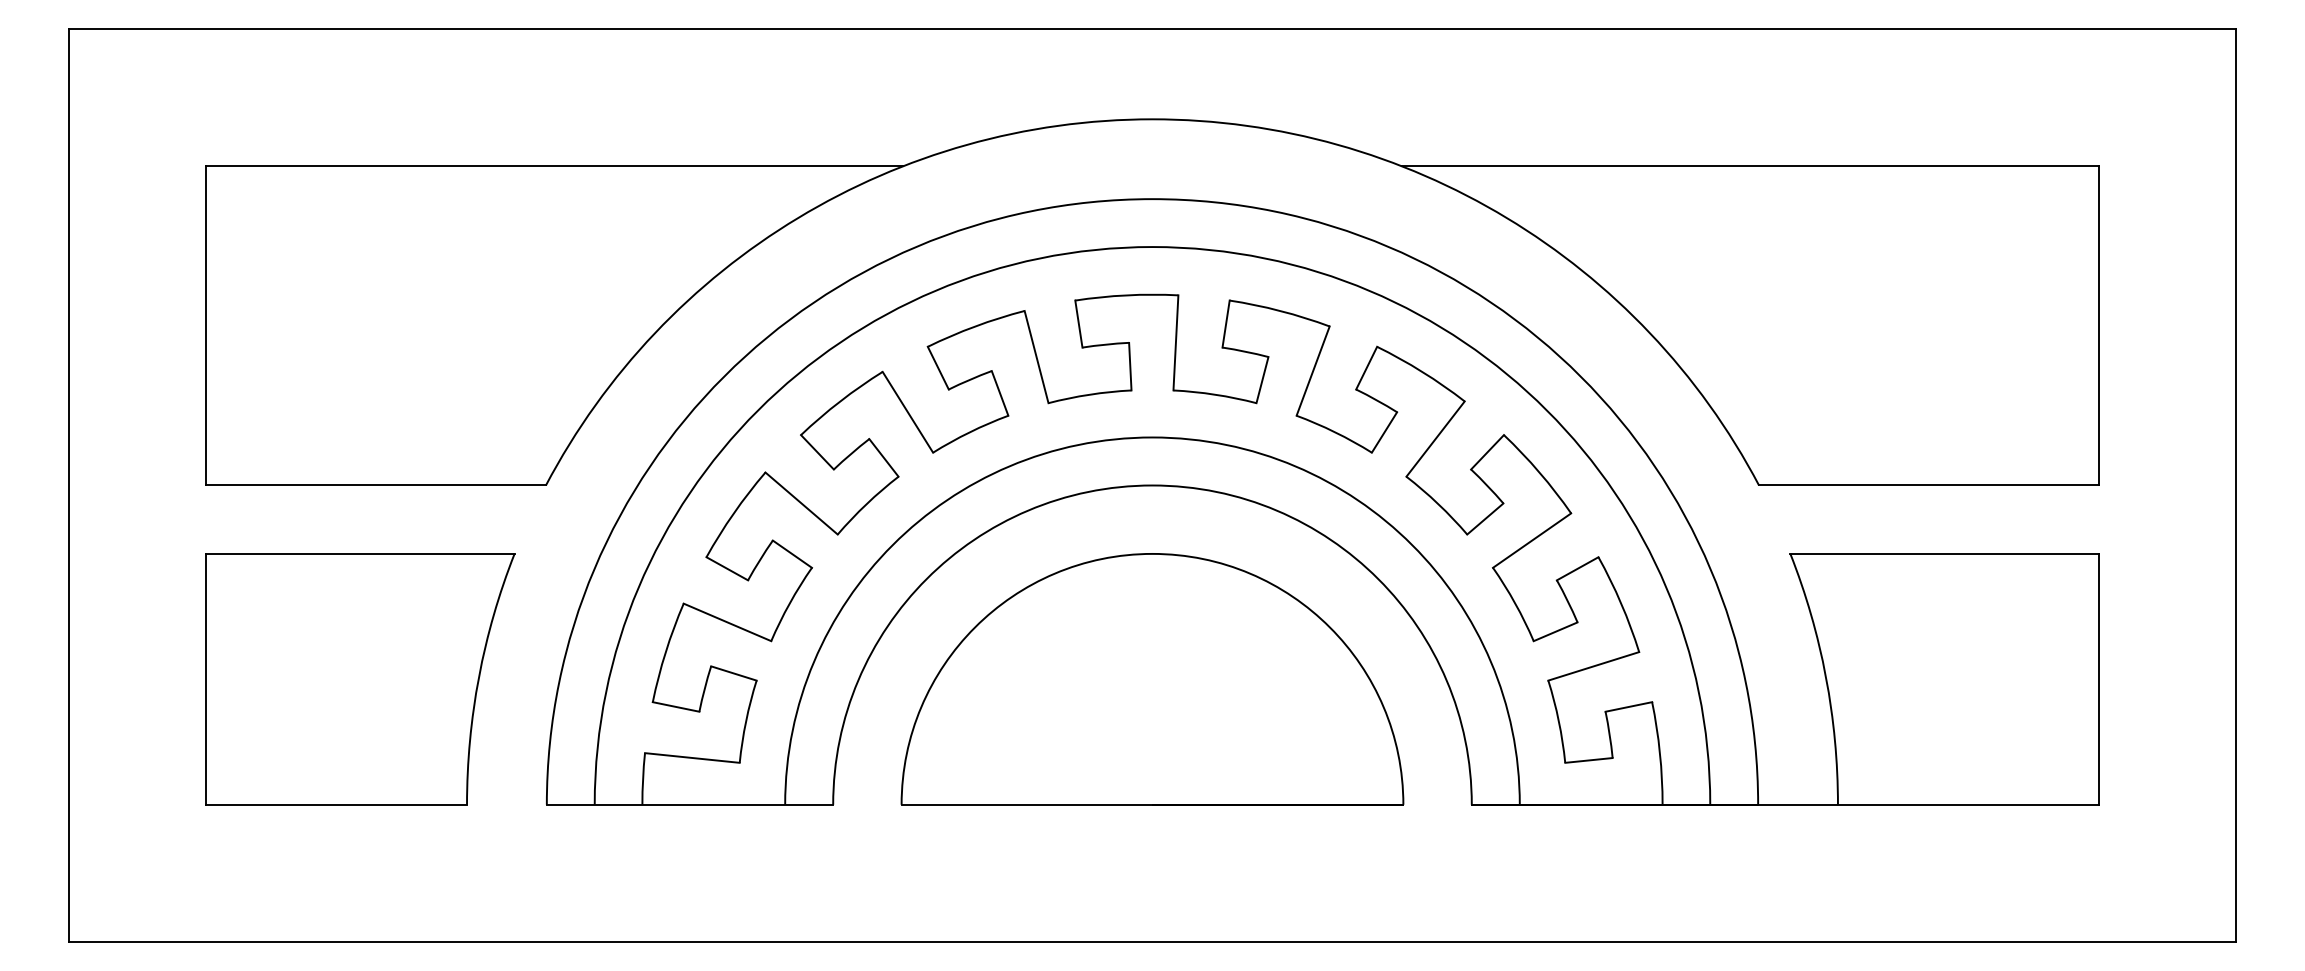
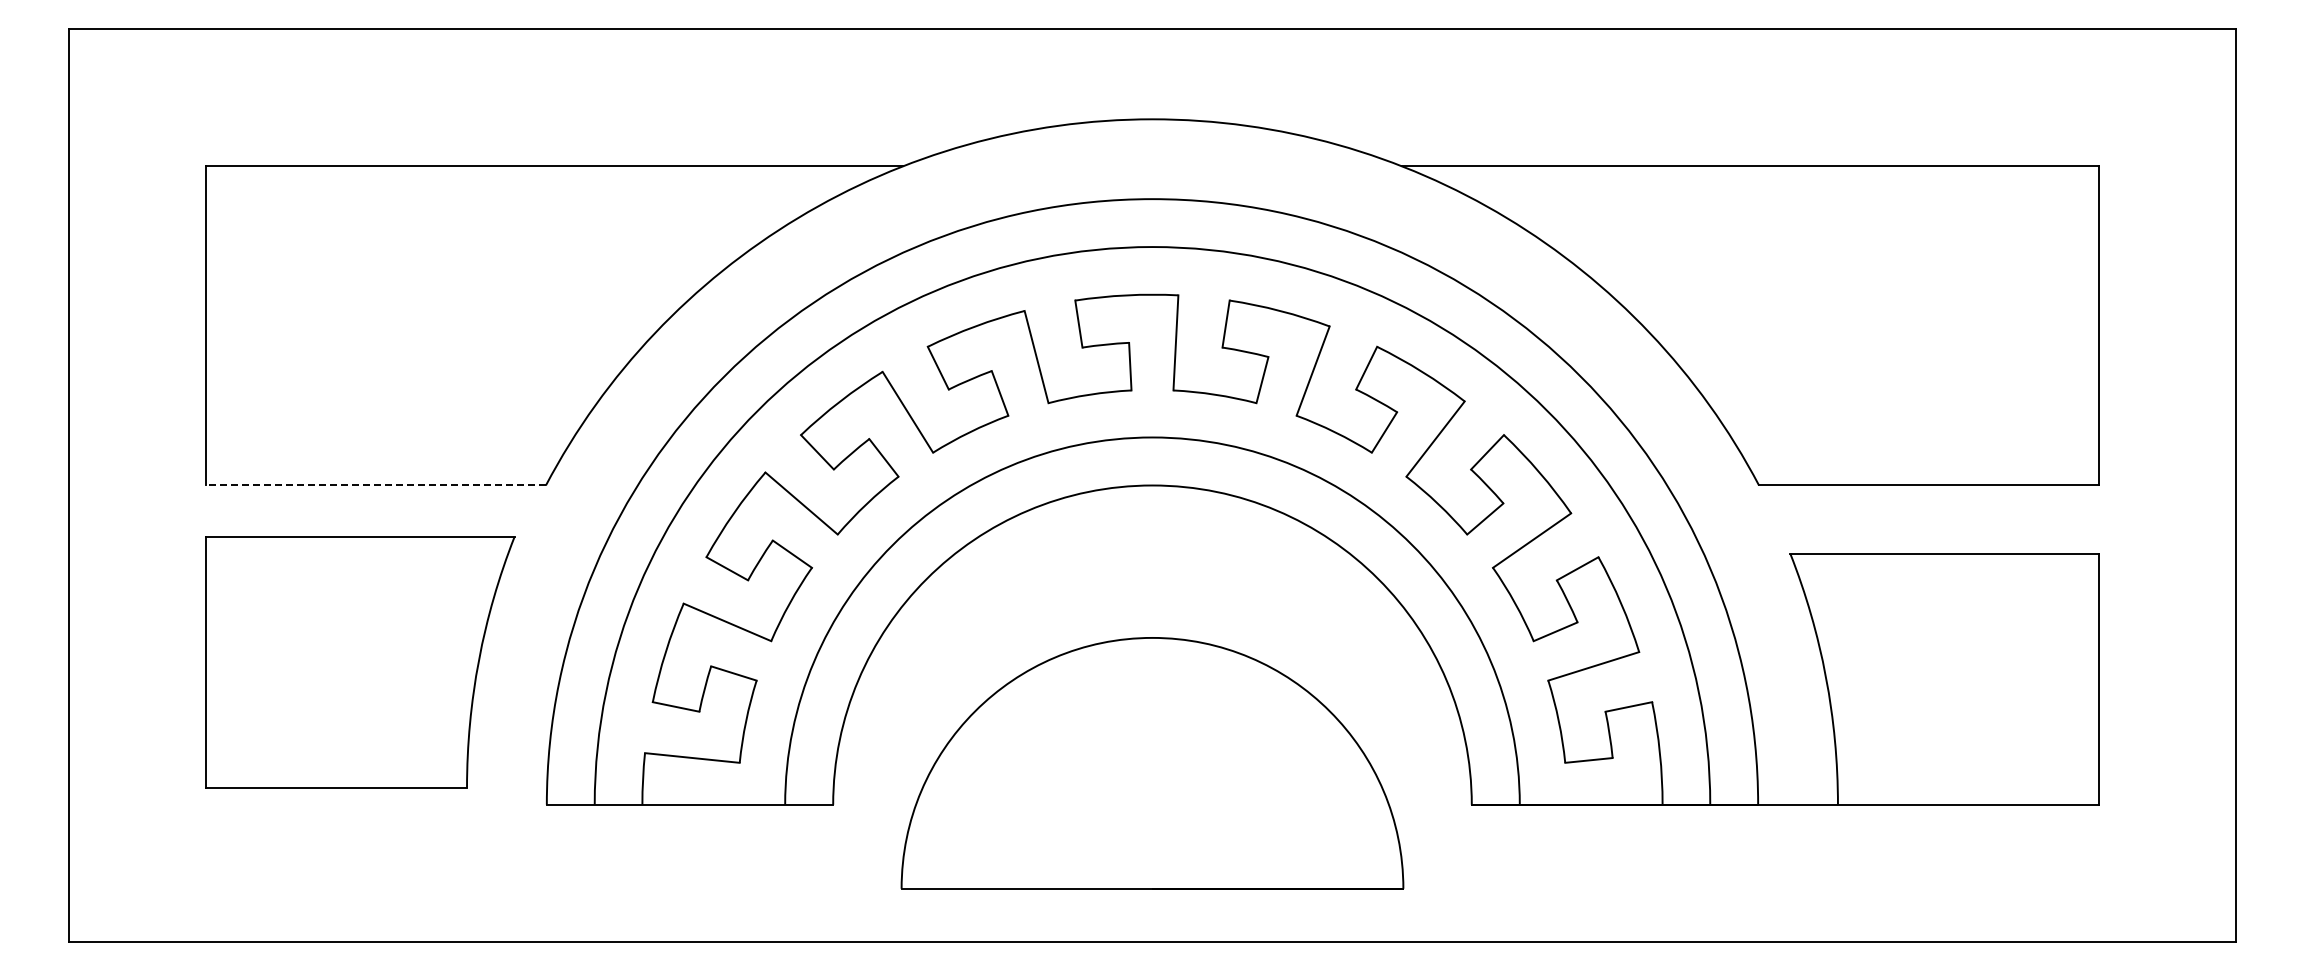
line: solid -> dashed (375, 485)
part position: (360, 679) -> (360, 662) (360, 662)
part position: (1152, 679) -> (1152, 763) (1152, 763)
